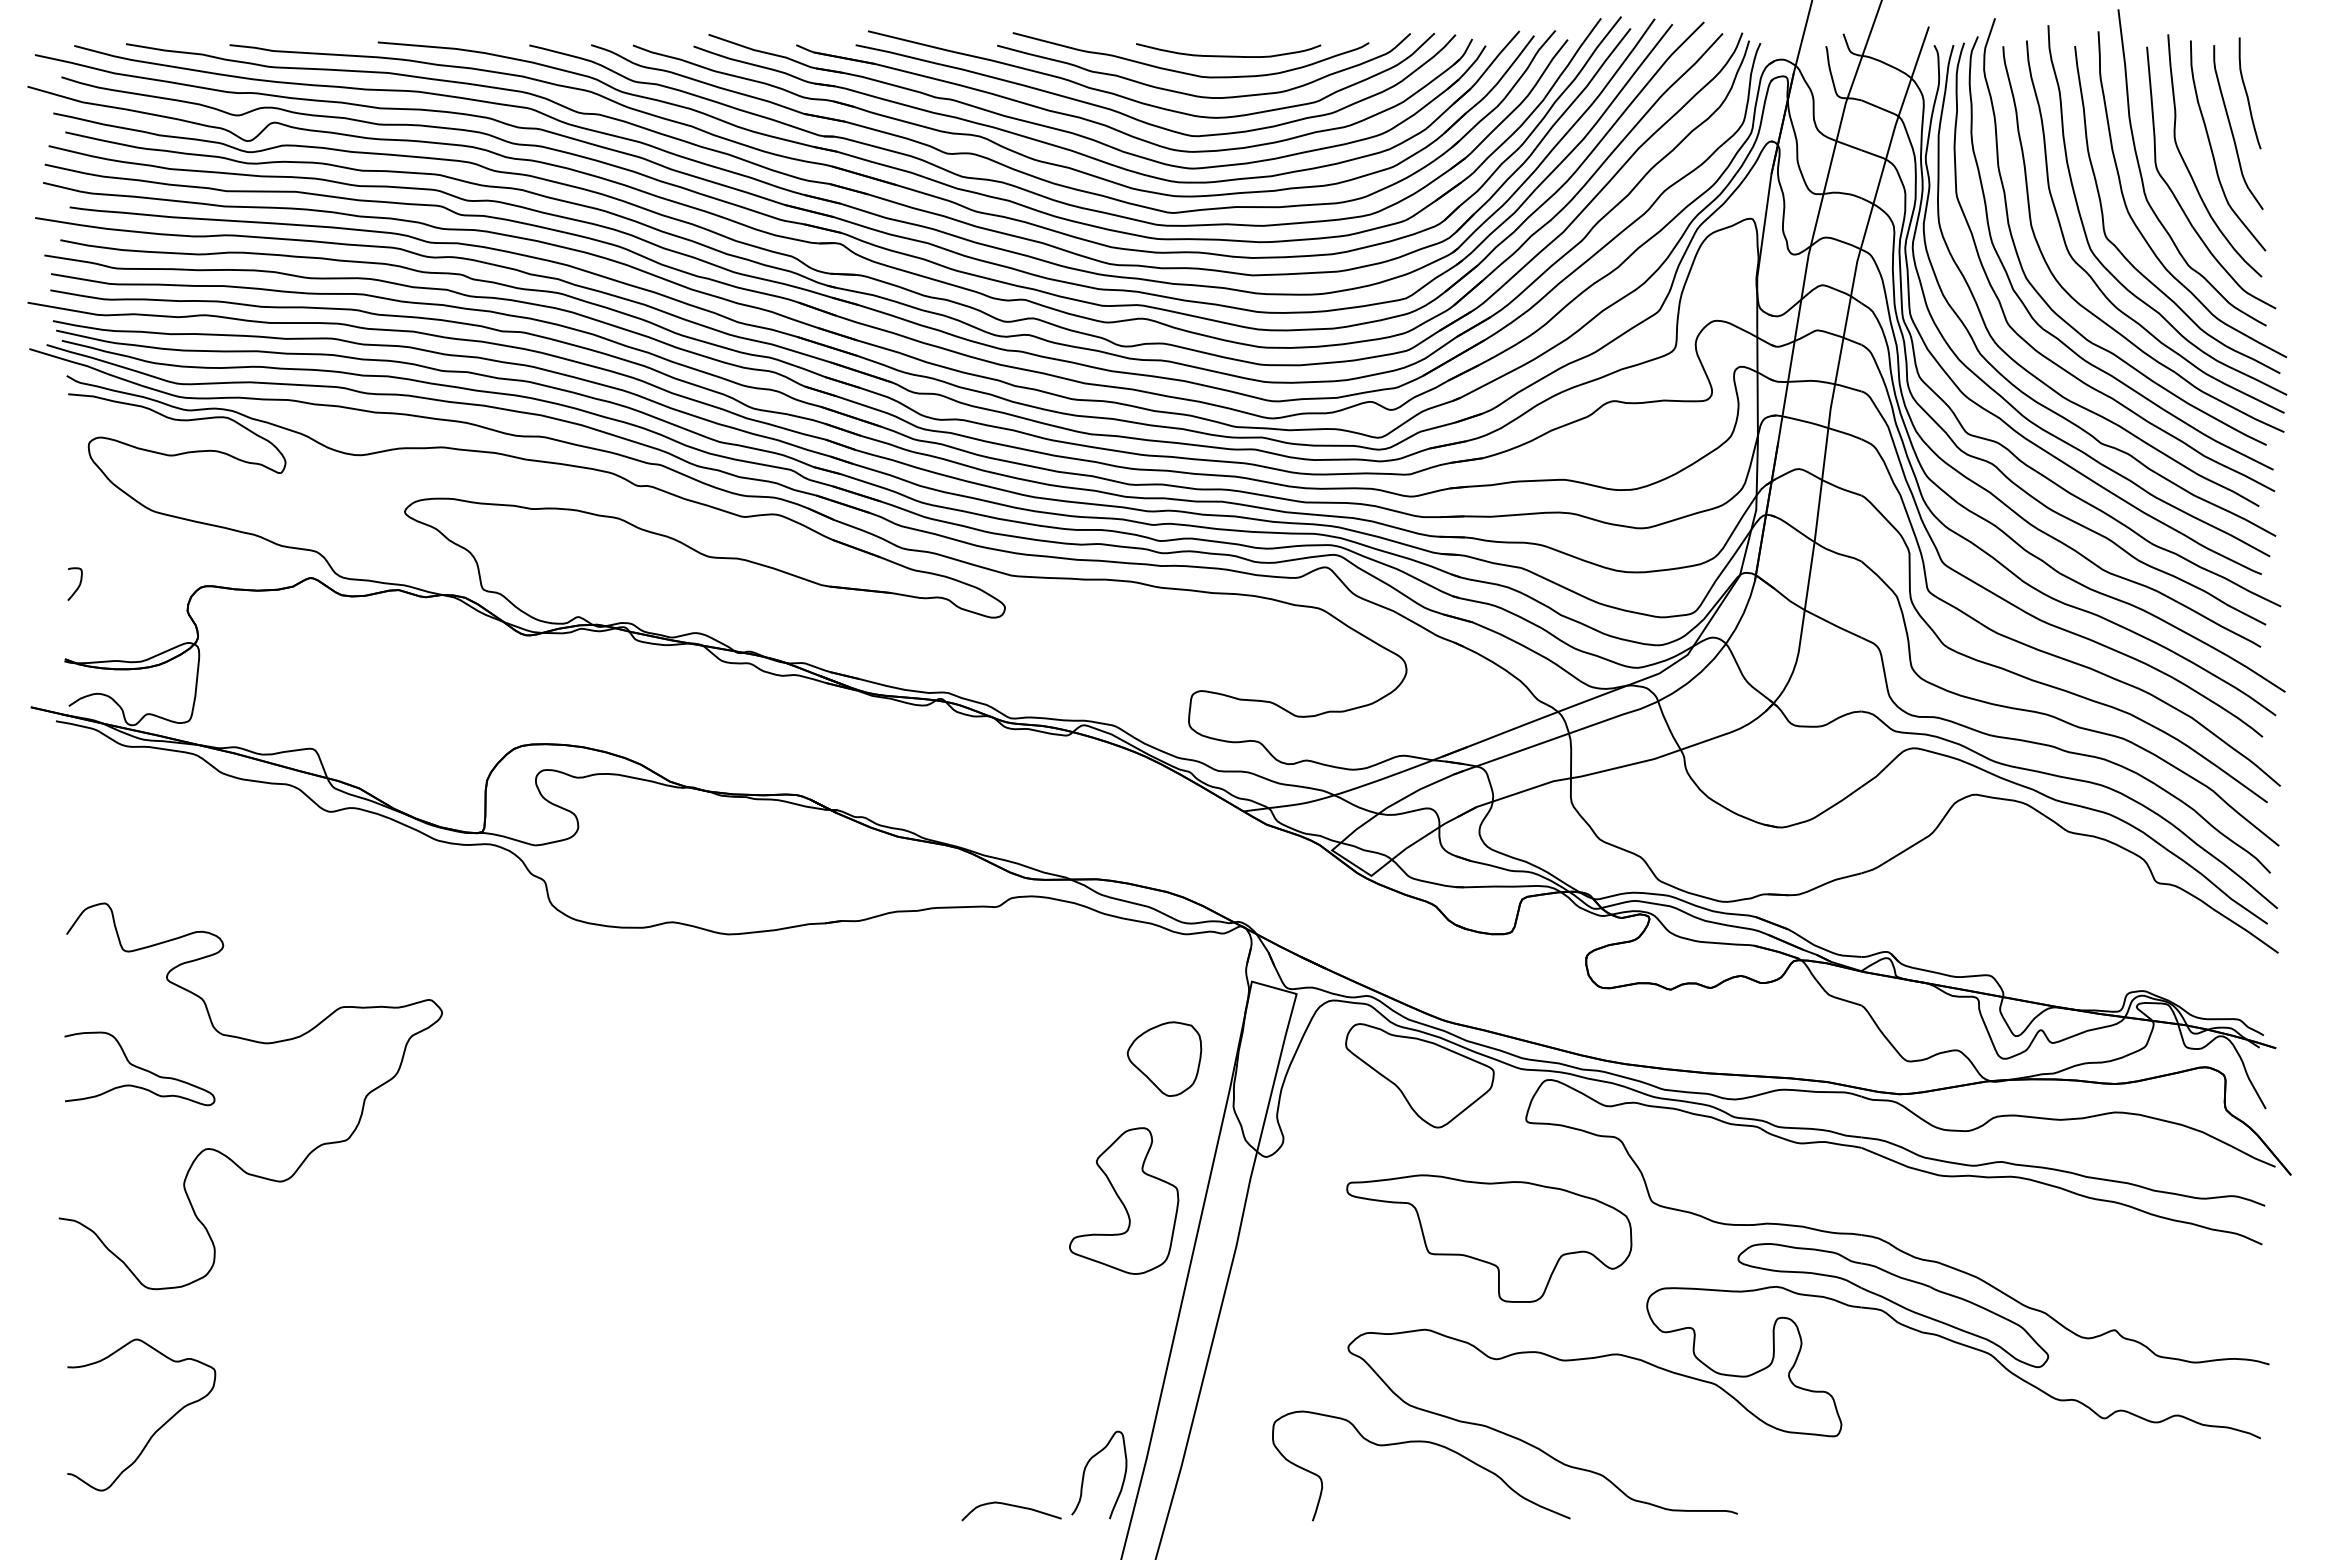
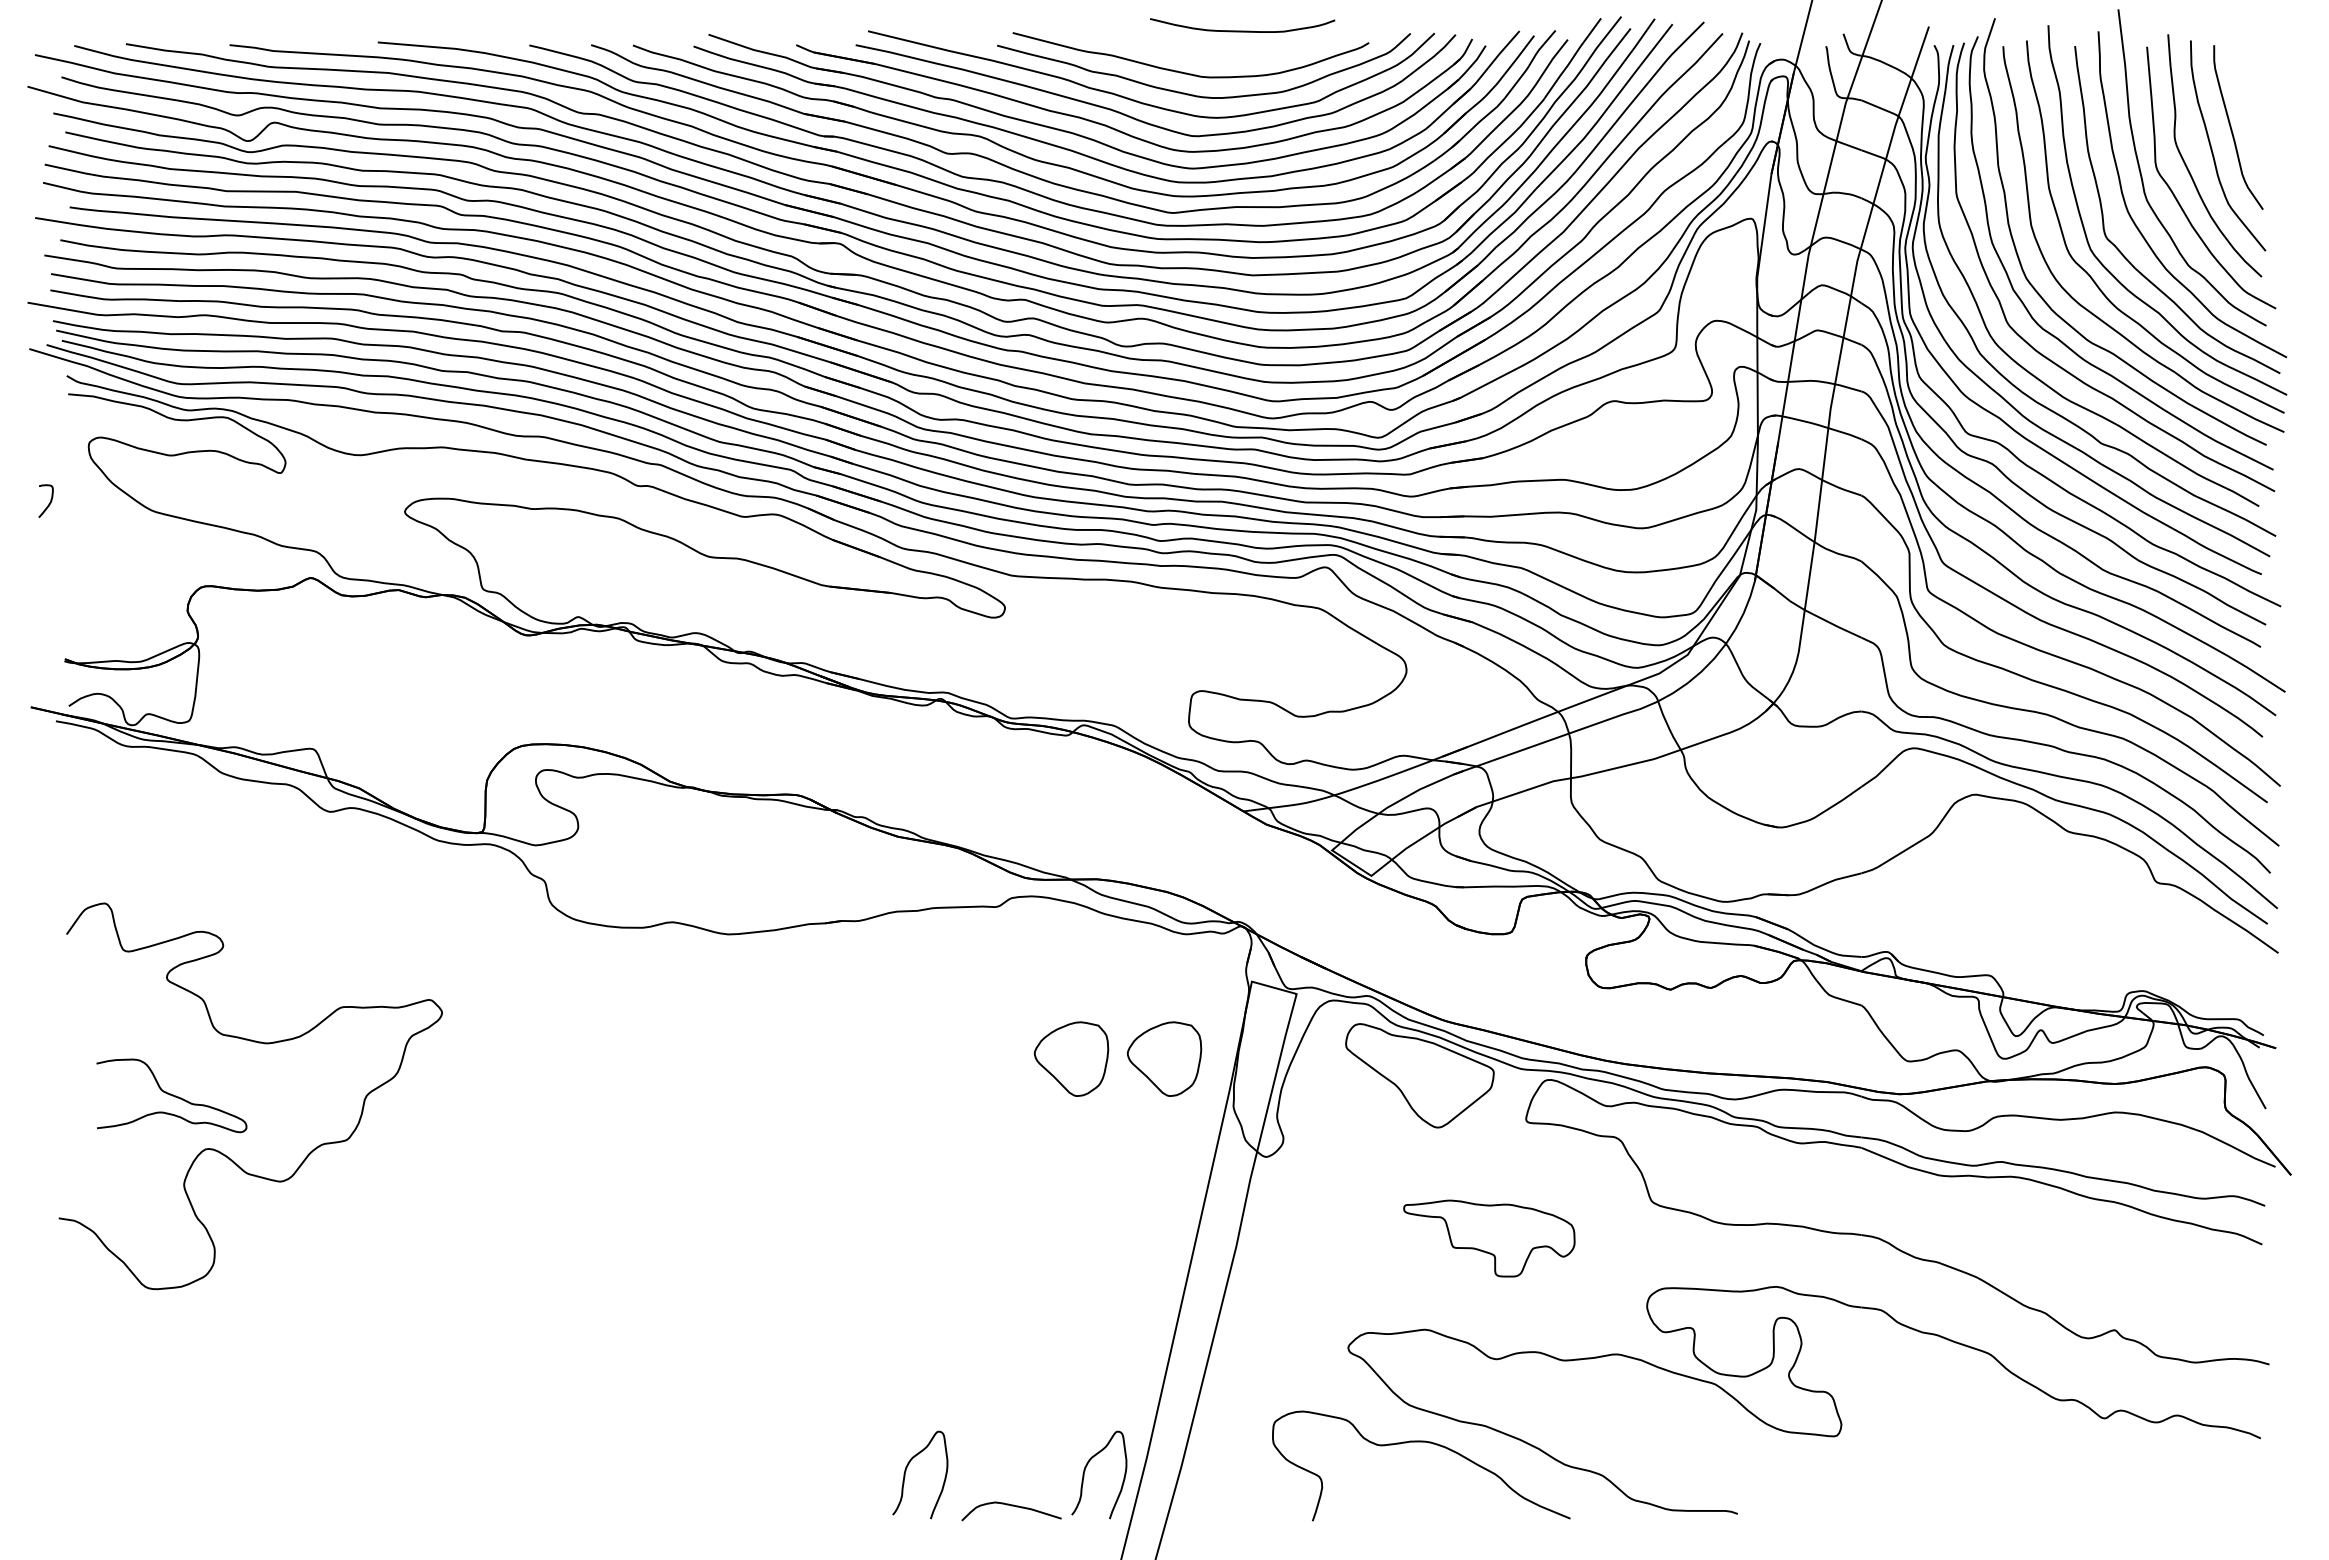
curve position: (1228, 55) -> (1242, 30) (1242, 30)
curve: present -> none (2247, 93)
curve position: (78, 585) -> (49, 502) (49, 502)
part: none -> present (1071, 1058)
curve position: (139, 1068) -> (171, 1095) (171, 1095)
part: present -> none (1124, 1200)
part size: 287x129 px -> 173x79 px (1489, 1238)
part: present -> none (1893, 1305)
curve: present -> none (157, 1429)
curve: none -> present (906, 1471)
